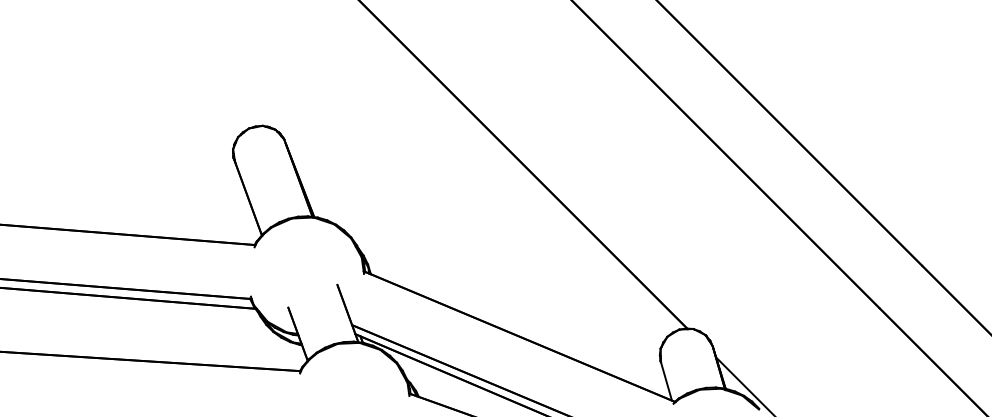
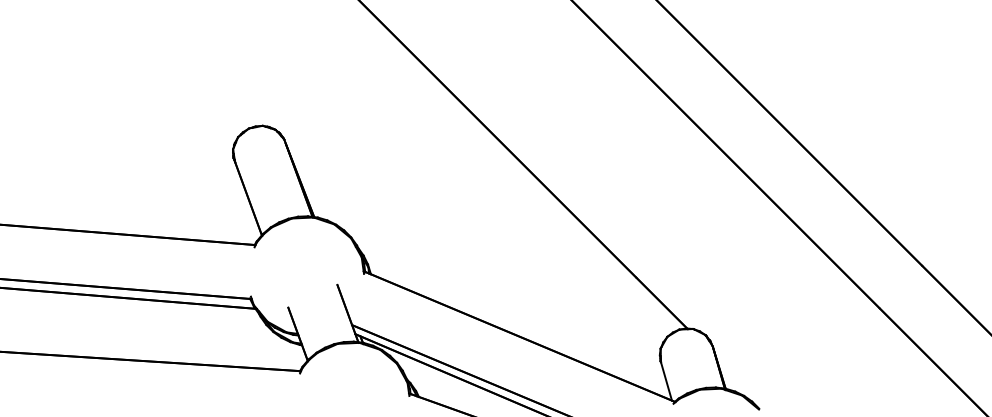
line: present -> none (744, 385)
